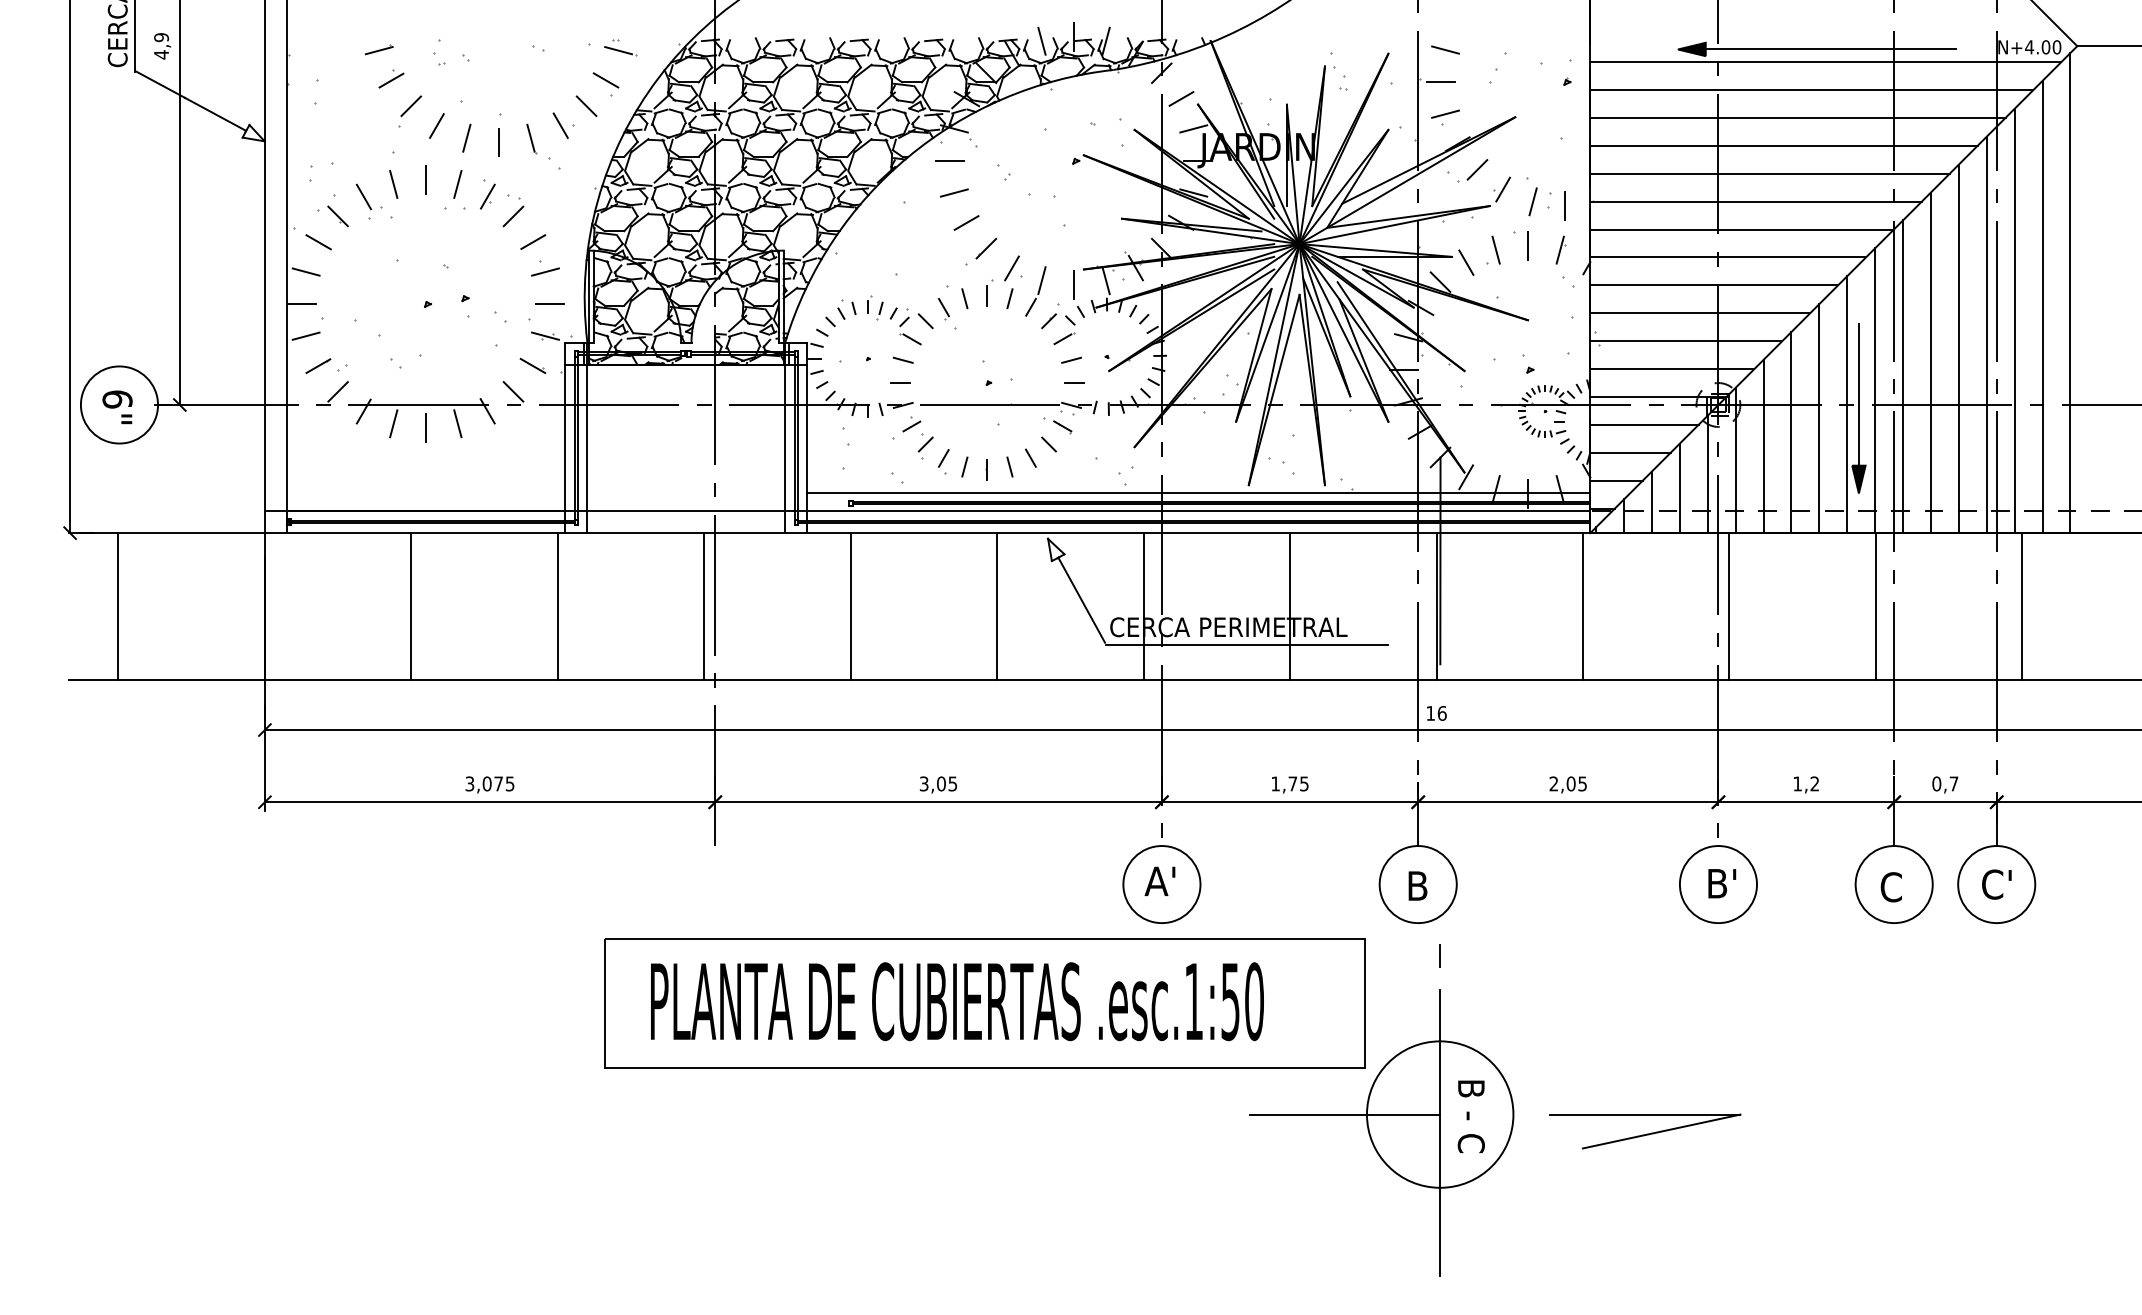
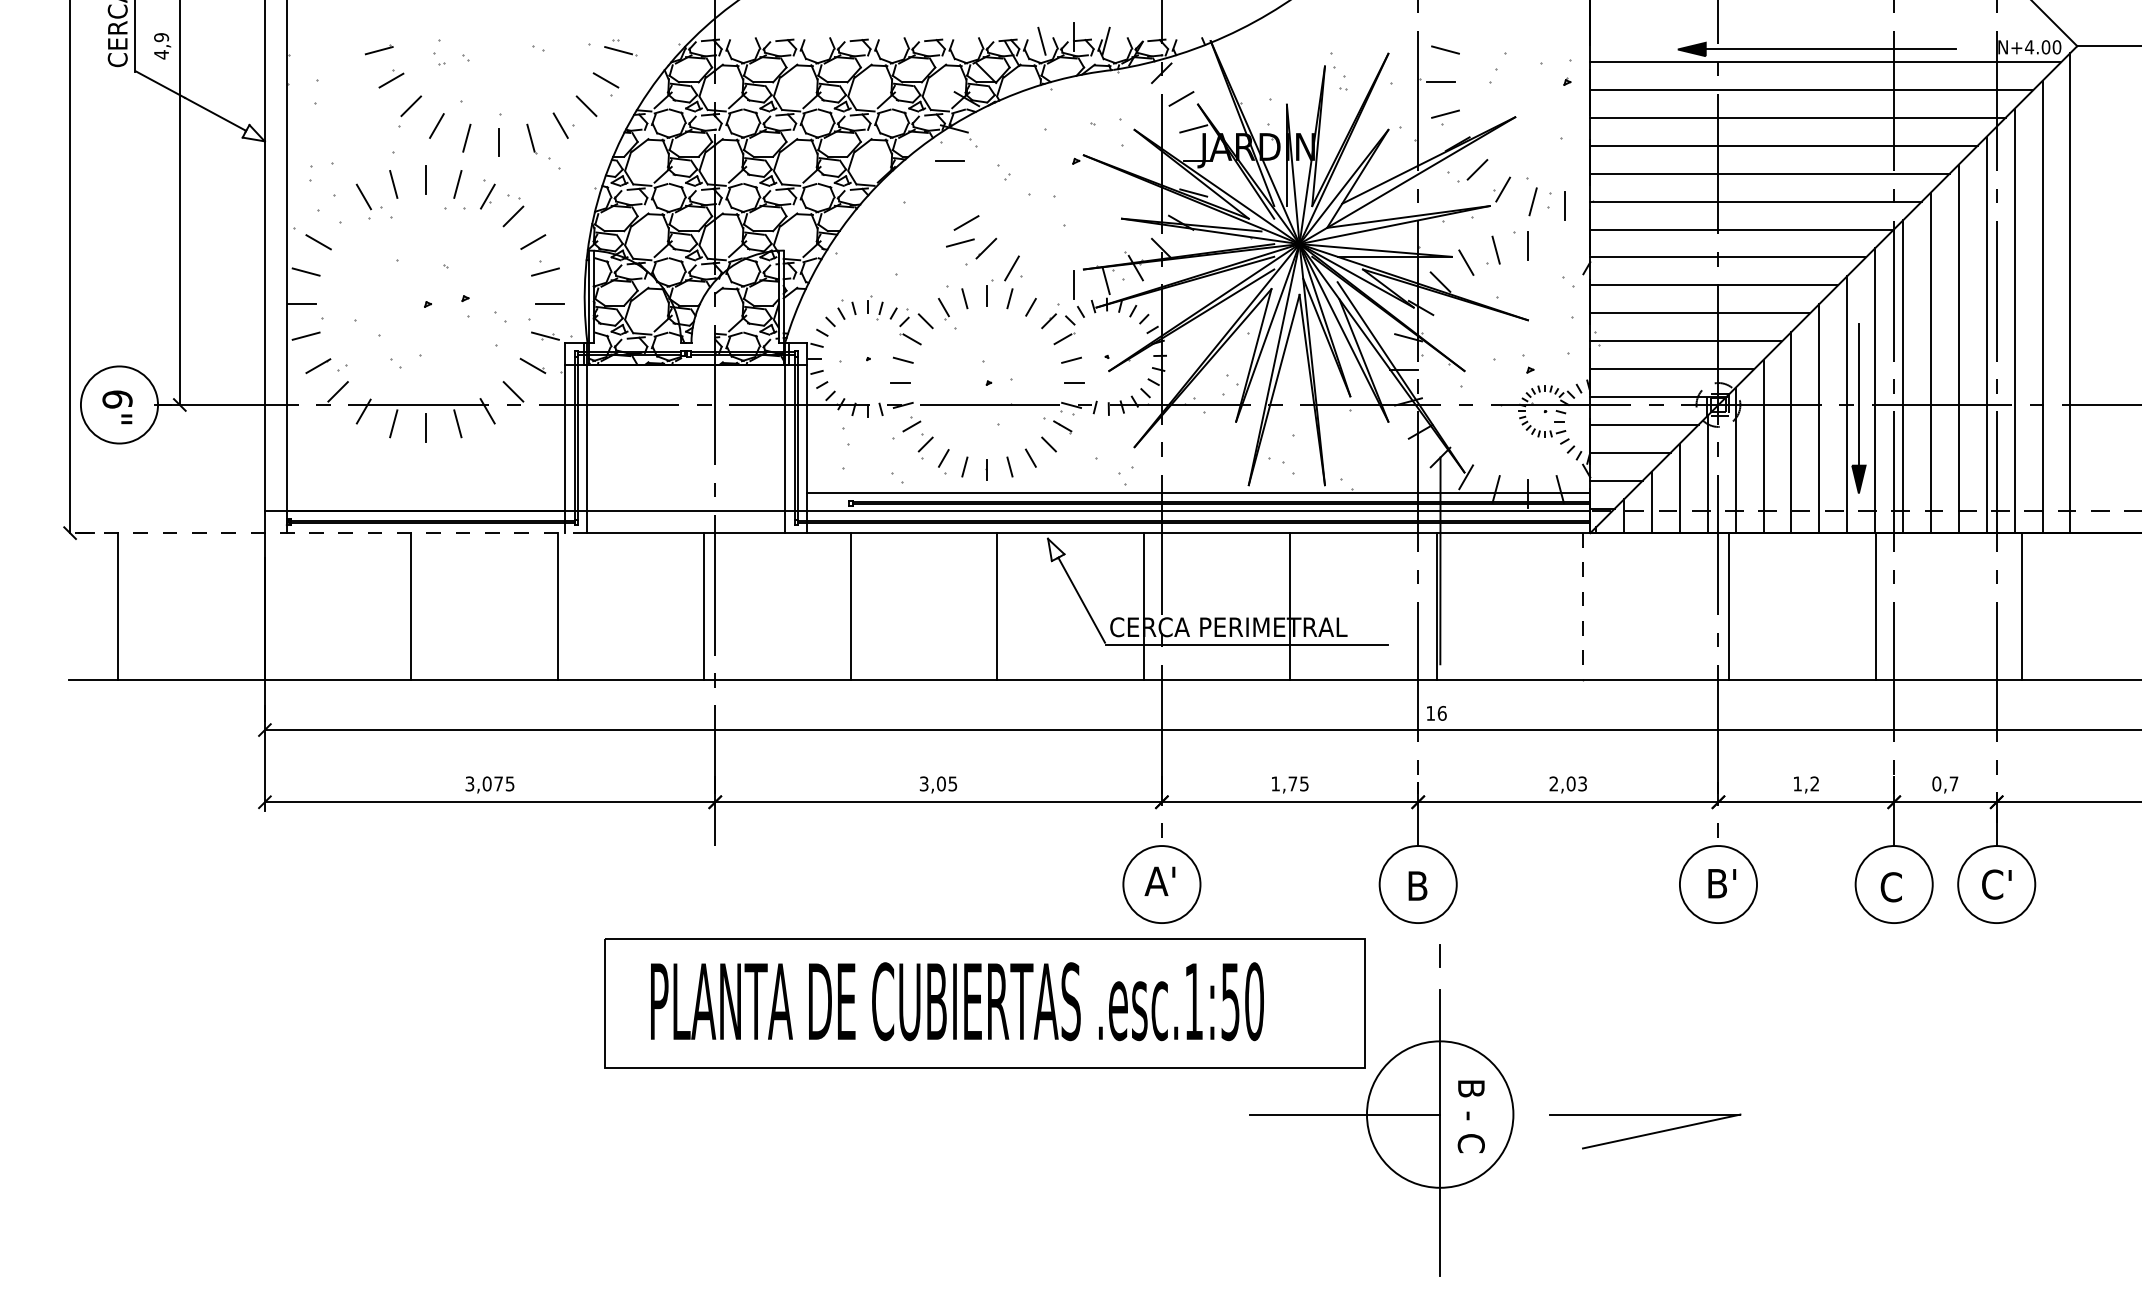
line position: (954, 192) -> (960, 242) (960, 242)
line: present -> none (337, 216)
part: present -> none (1560, 249)
line: present -> none (1041, 280)
line: solid -> dashed (327, 533)
line: solid -> dashed (1582, 606)
text: 2,05 -> 2,03 (1582, 783)
